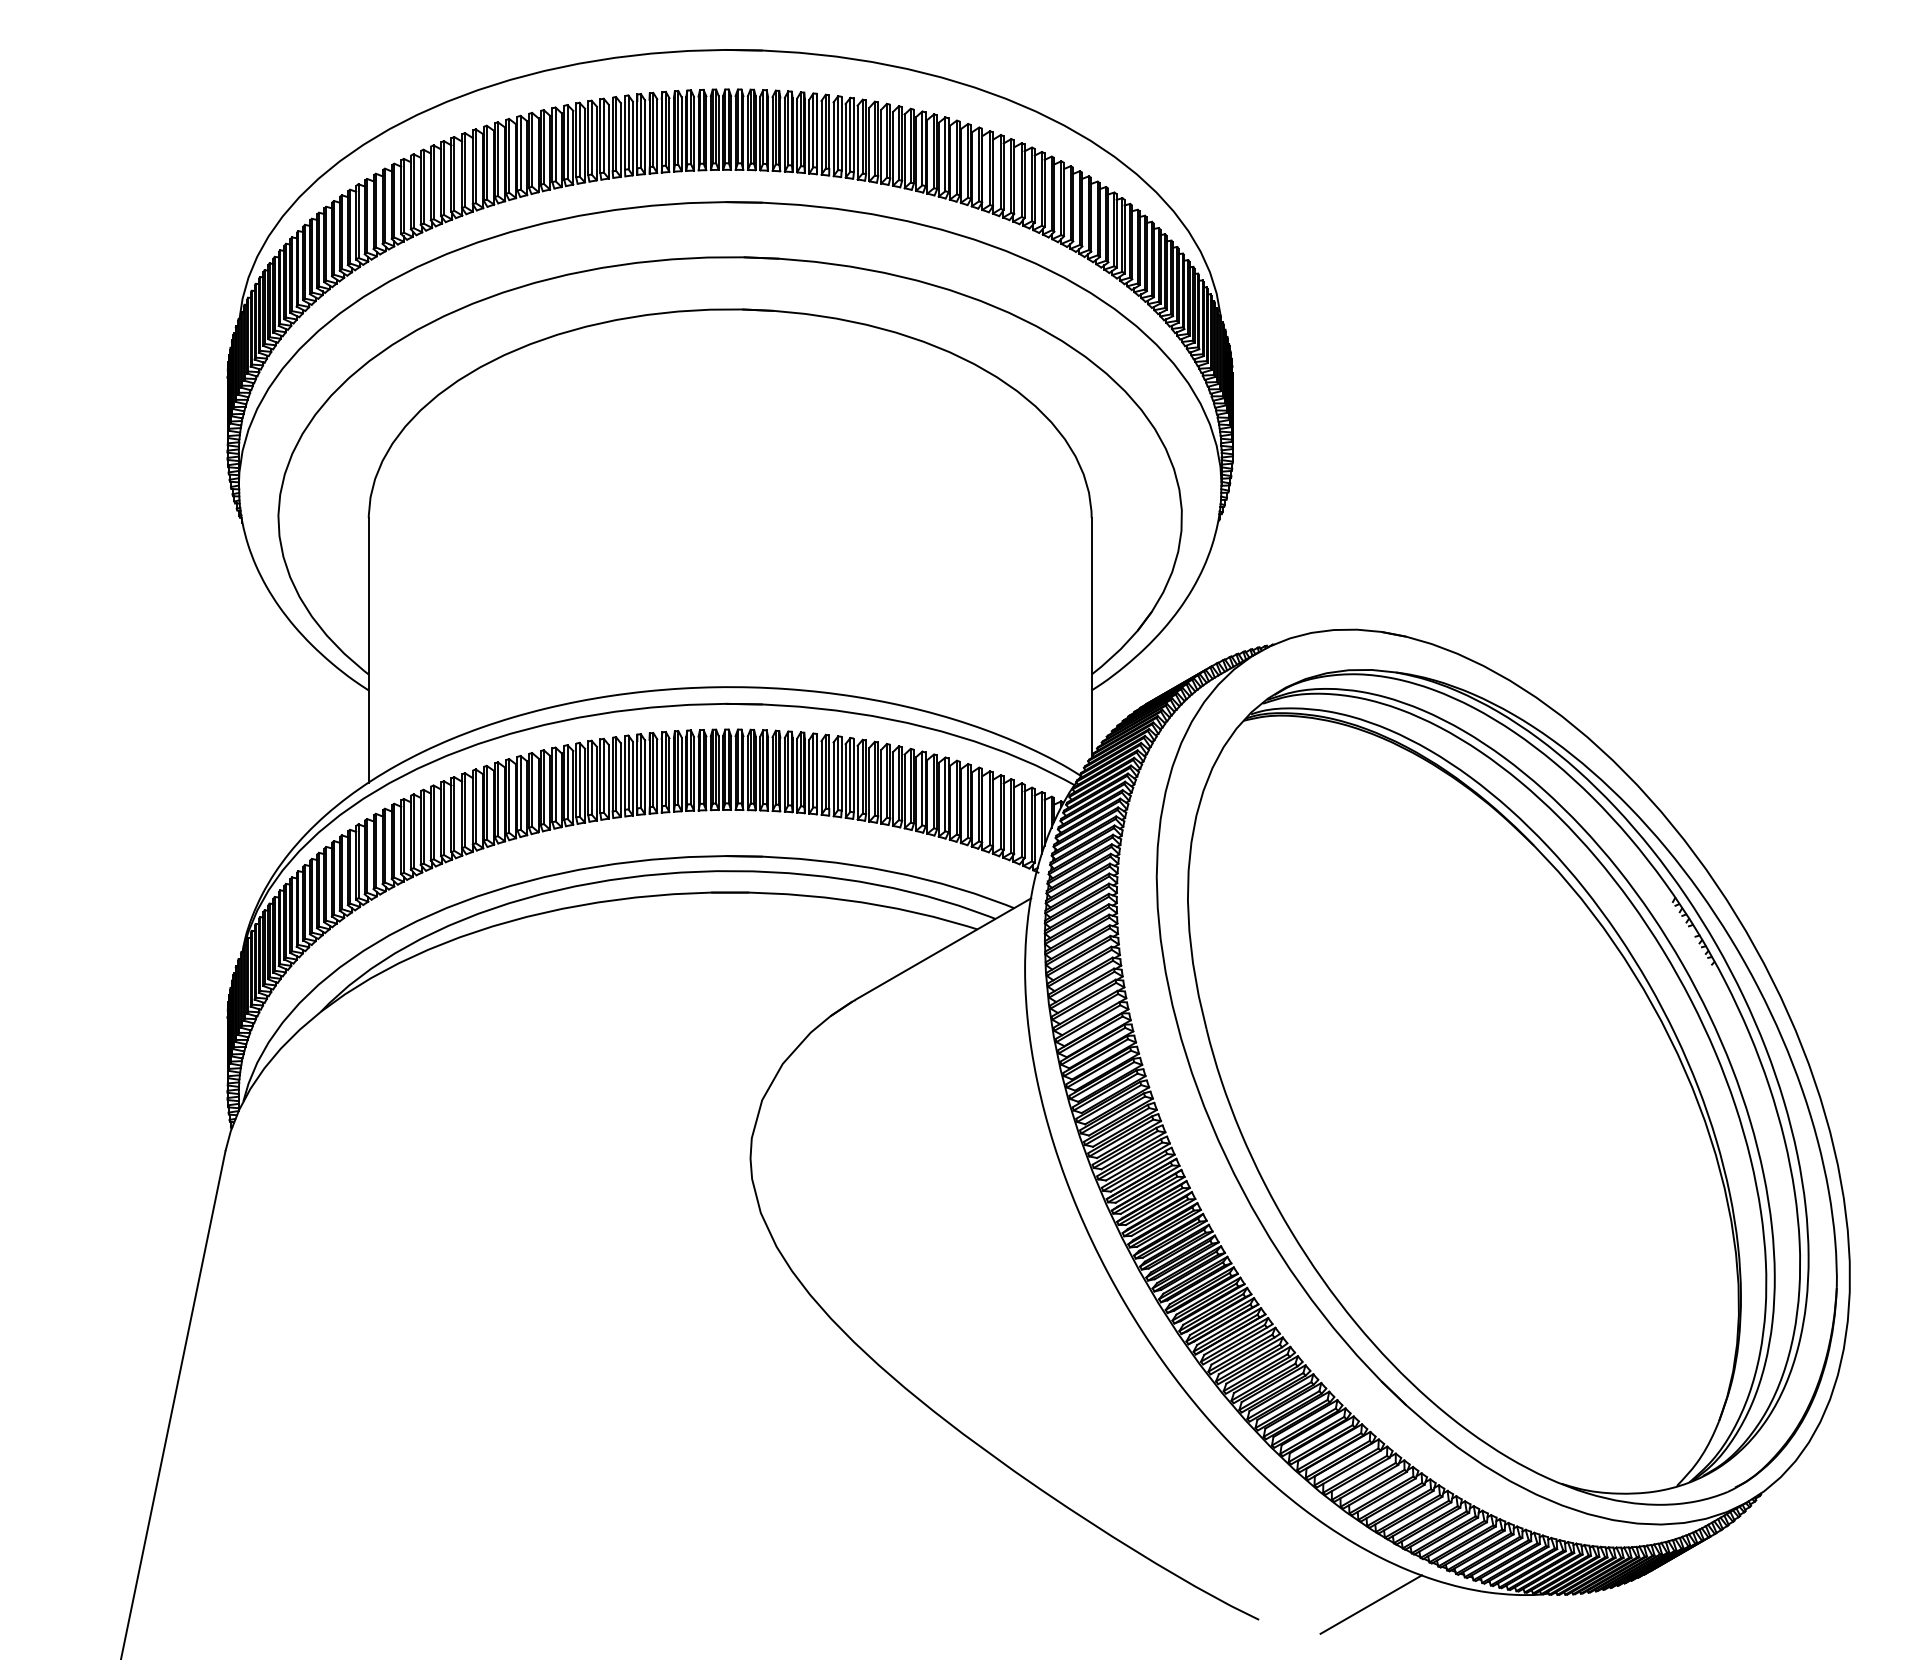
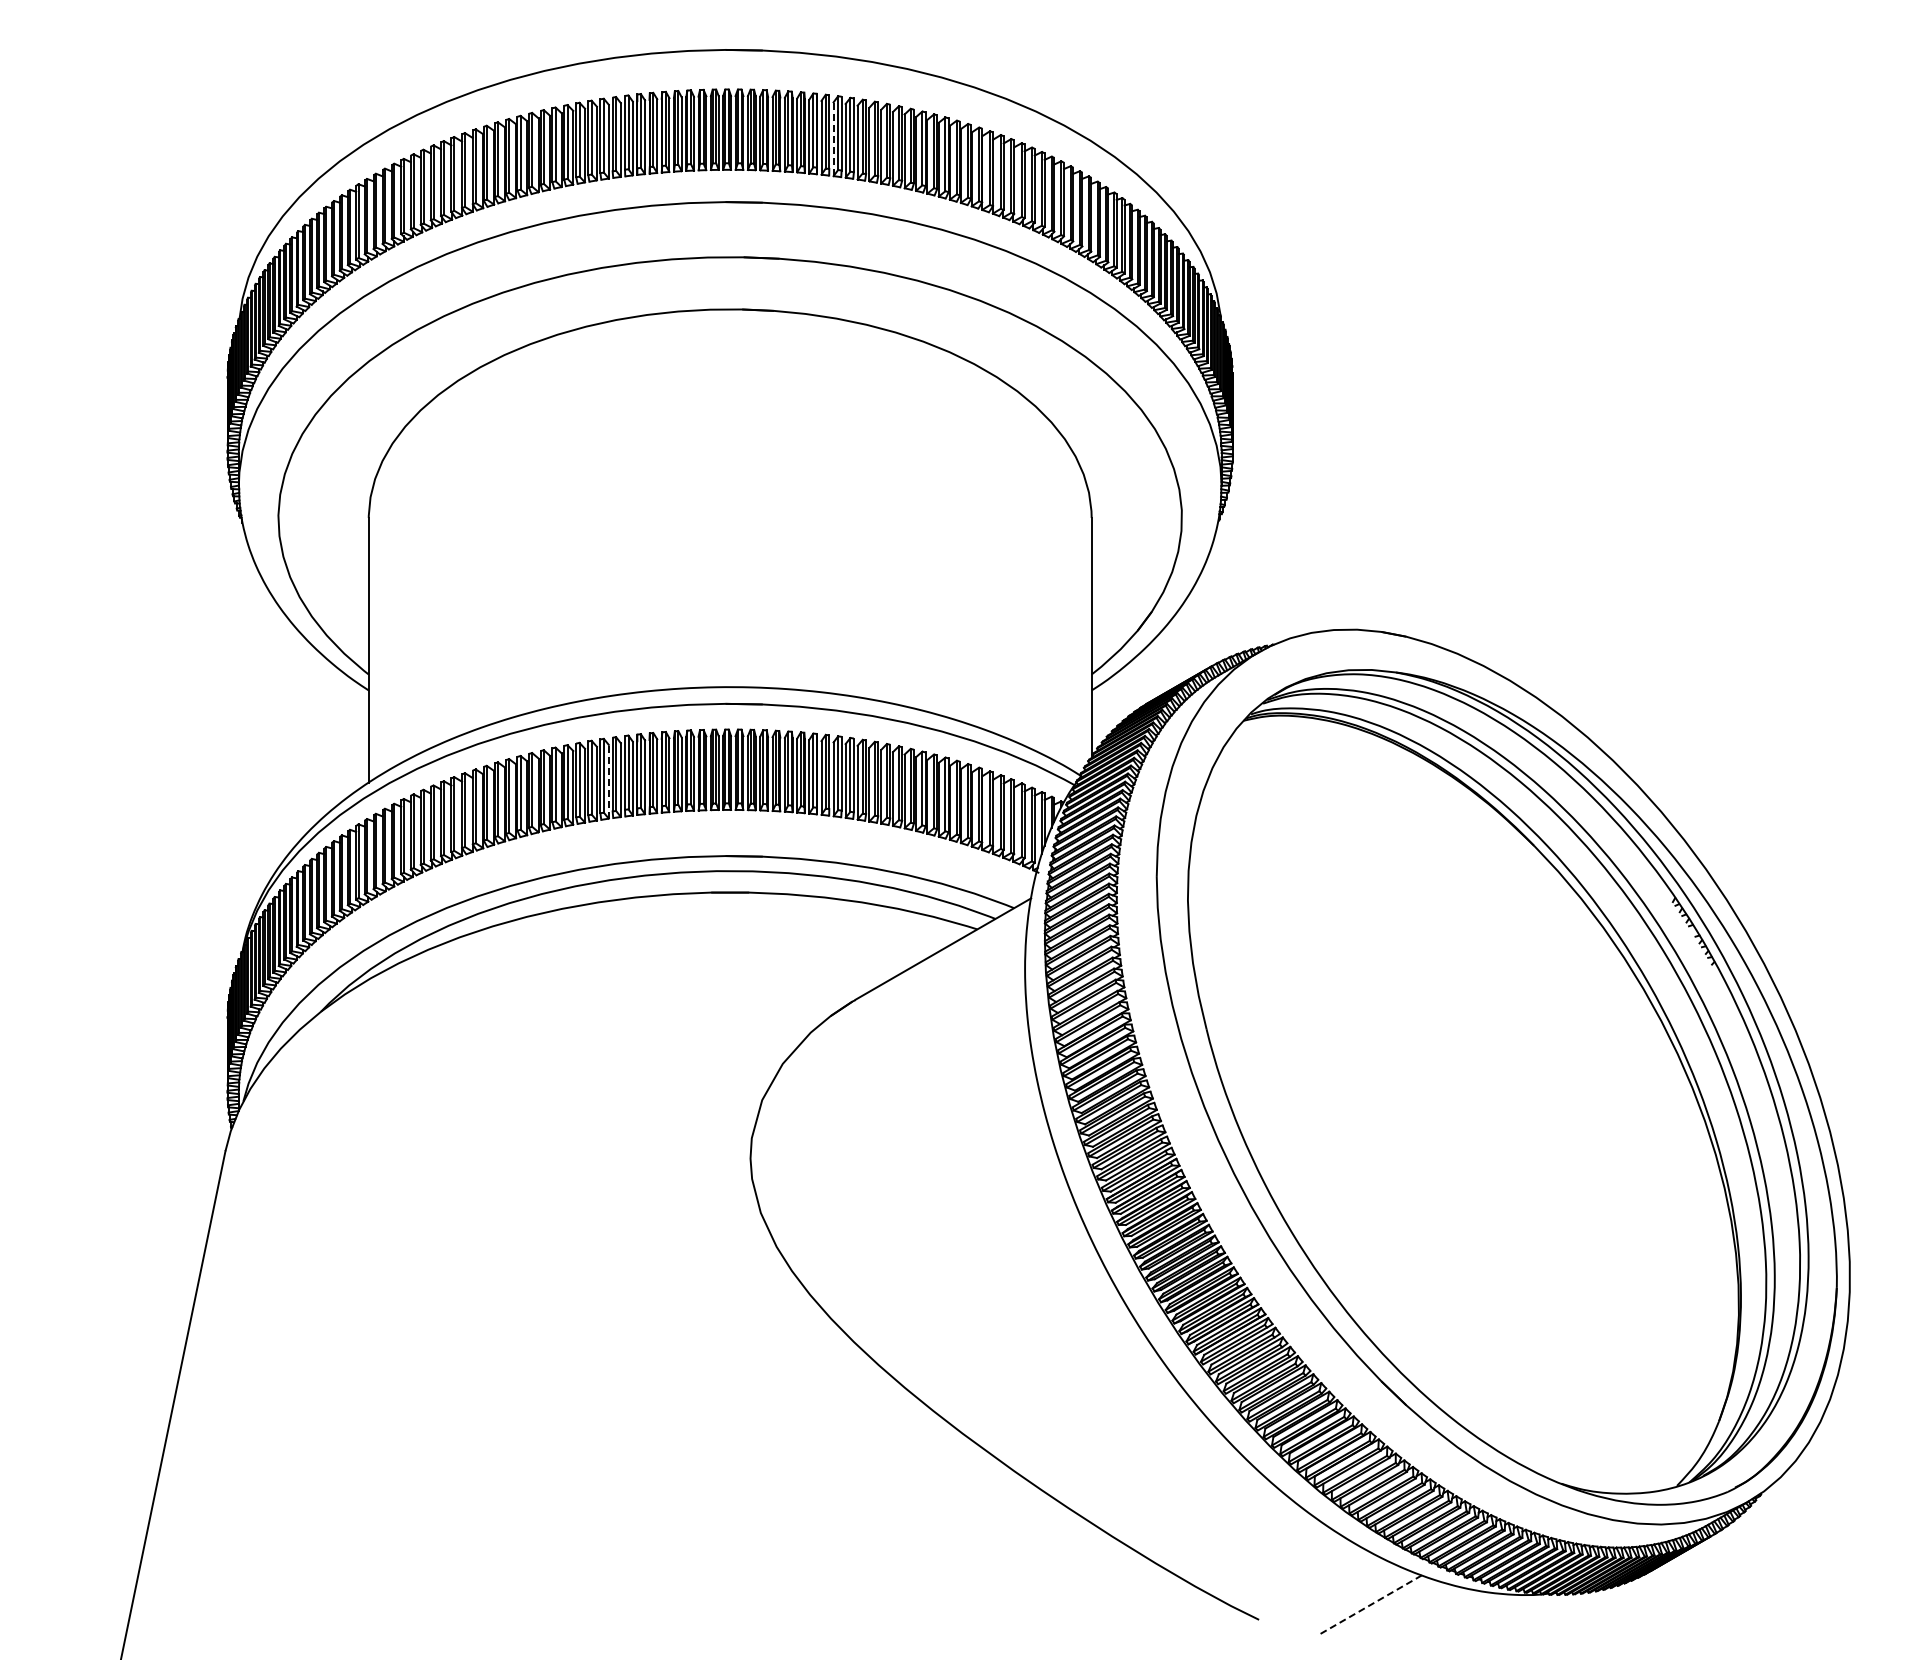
line: solid -> dashed (833, 139)
line: solid -> dashed (608, 781)
line: solid -> dashed (1371, 1604)
